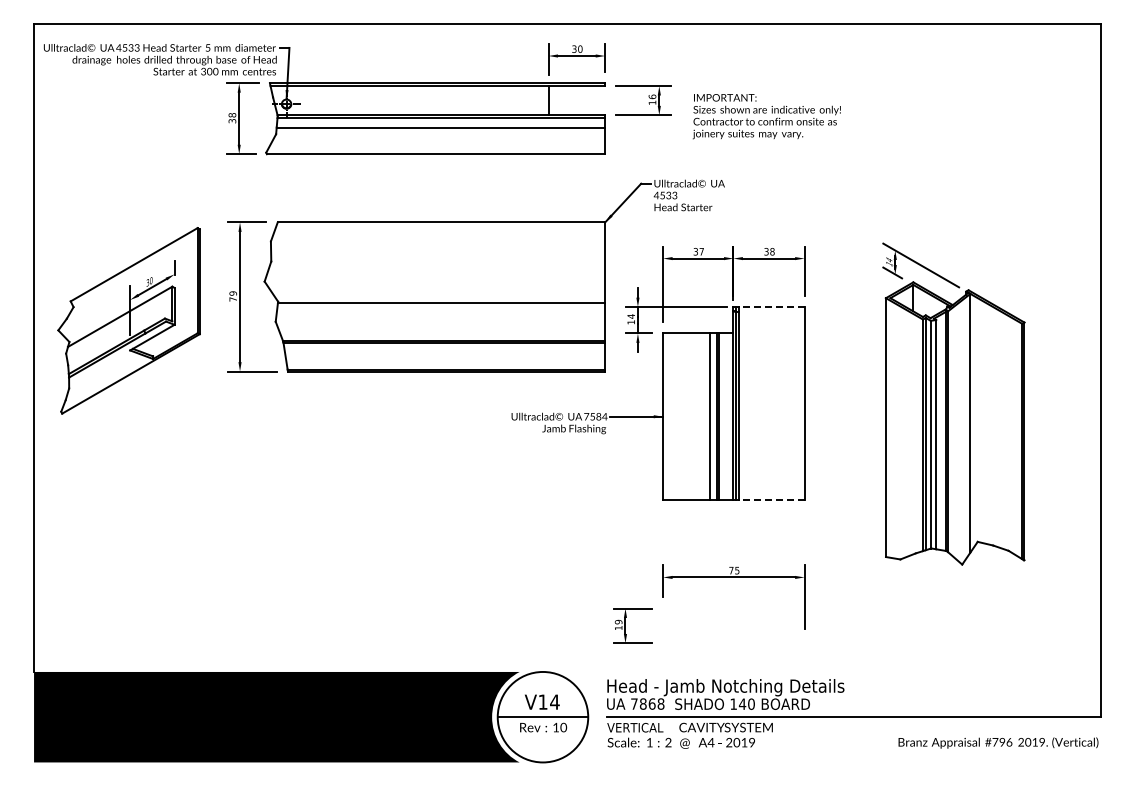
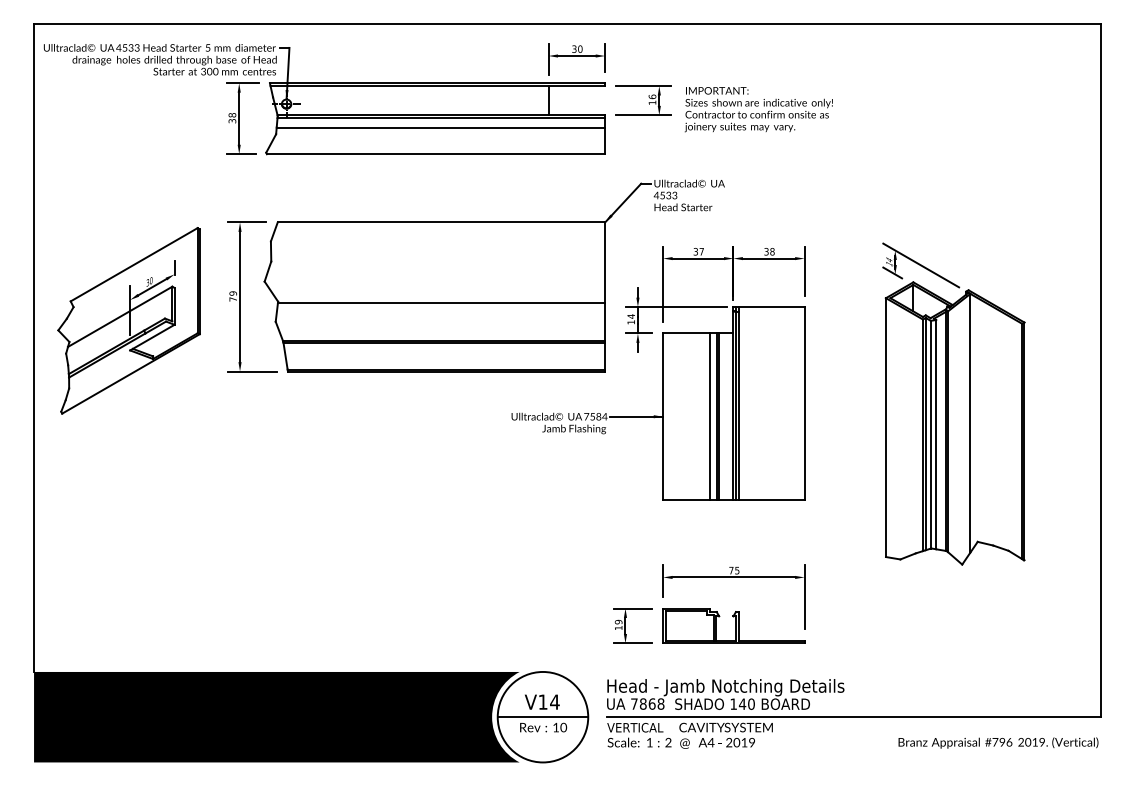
text position: (766, 116) -> (758, 109) (758, 109)
line: dashed -> solid (771, 307)
line: dashed -> solid (771, 499)
part: none -> present (733, 625)
